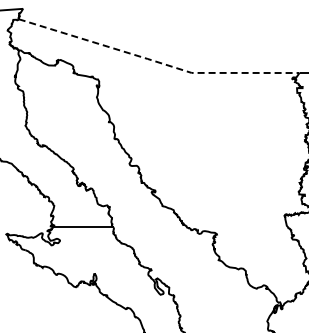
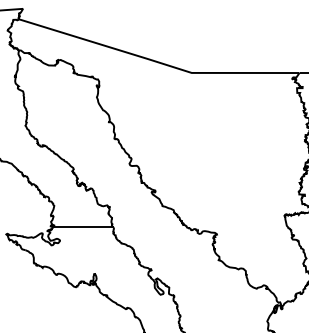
line: dashed -> solid (157, 61)
